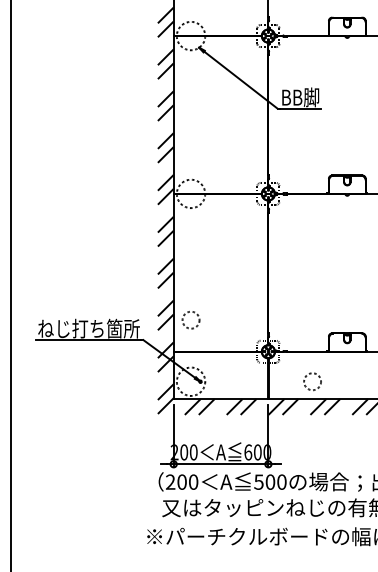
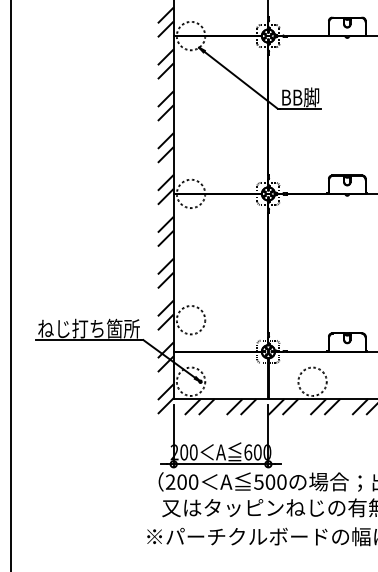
circle diameter: 17 px -> 28 px (190, 320)
circle diameter: 17 px -> 28 px (312, 381)
